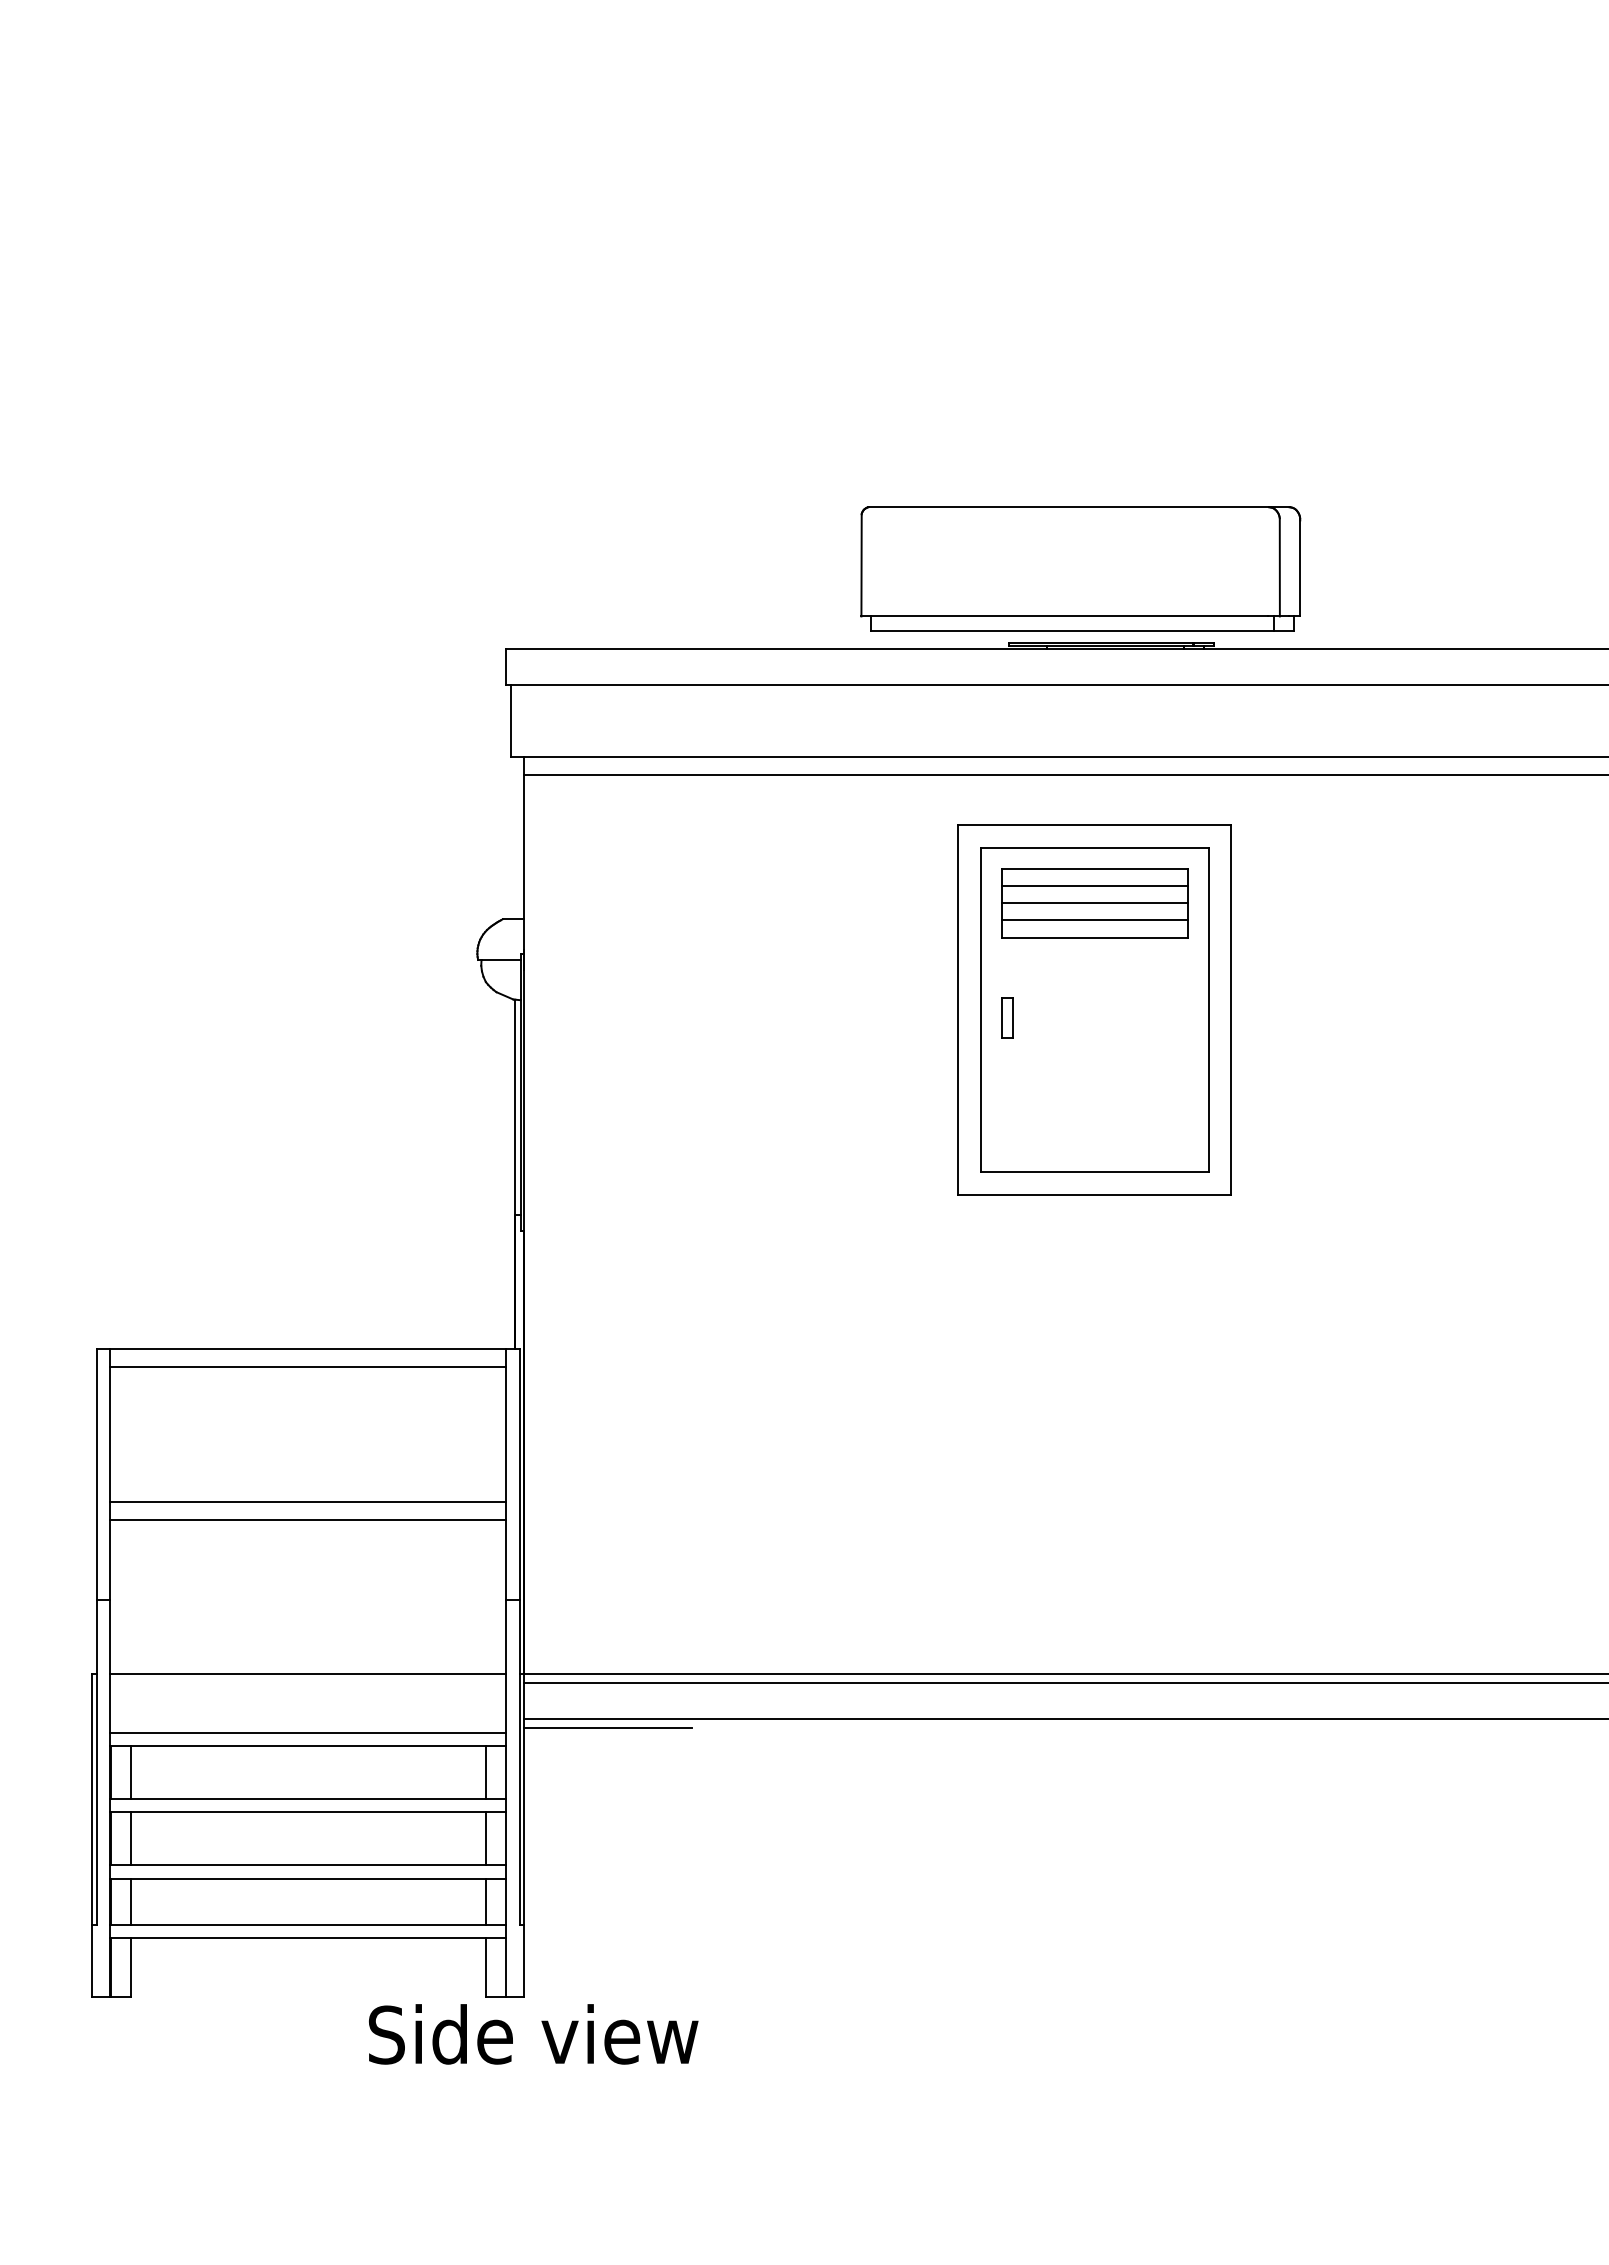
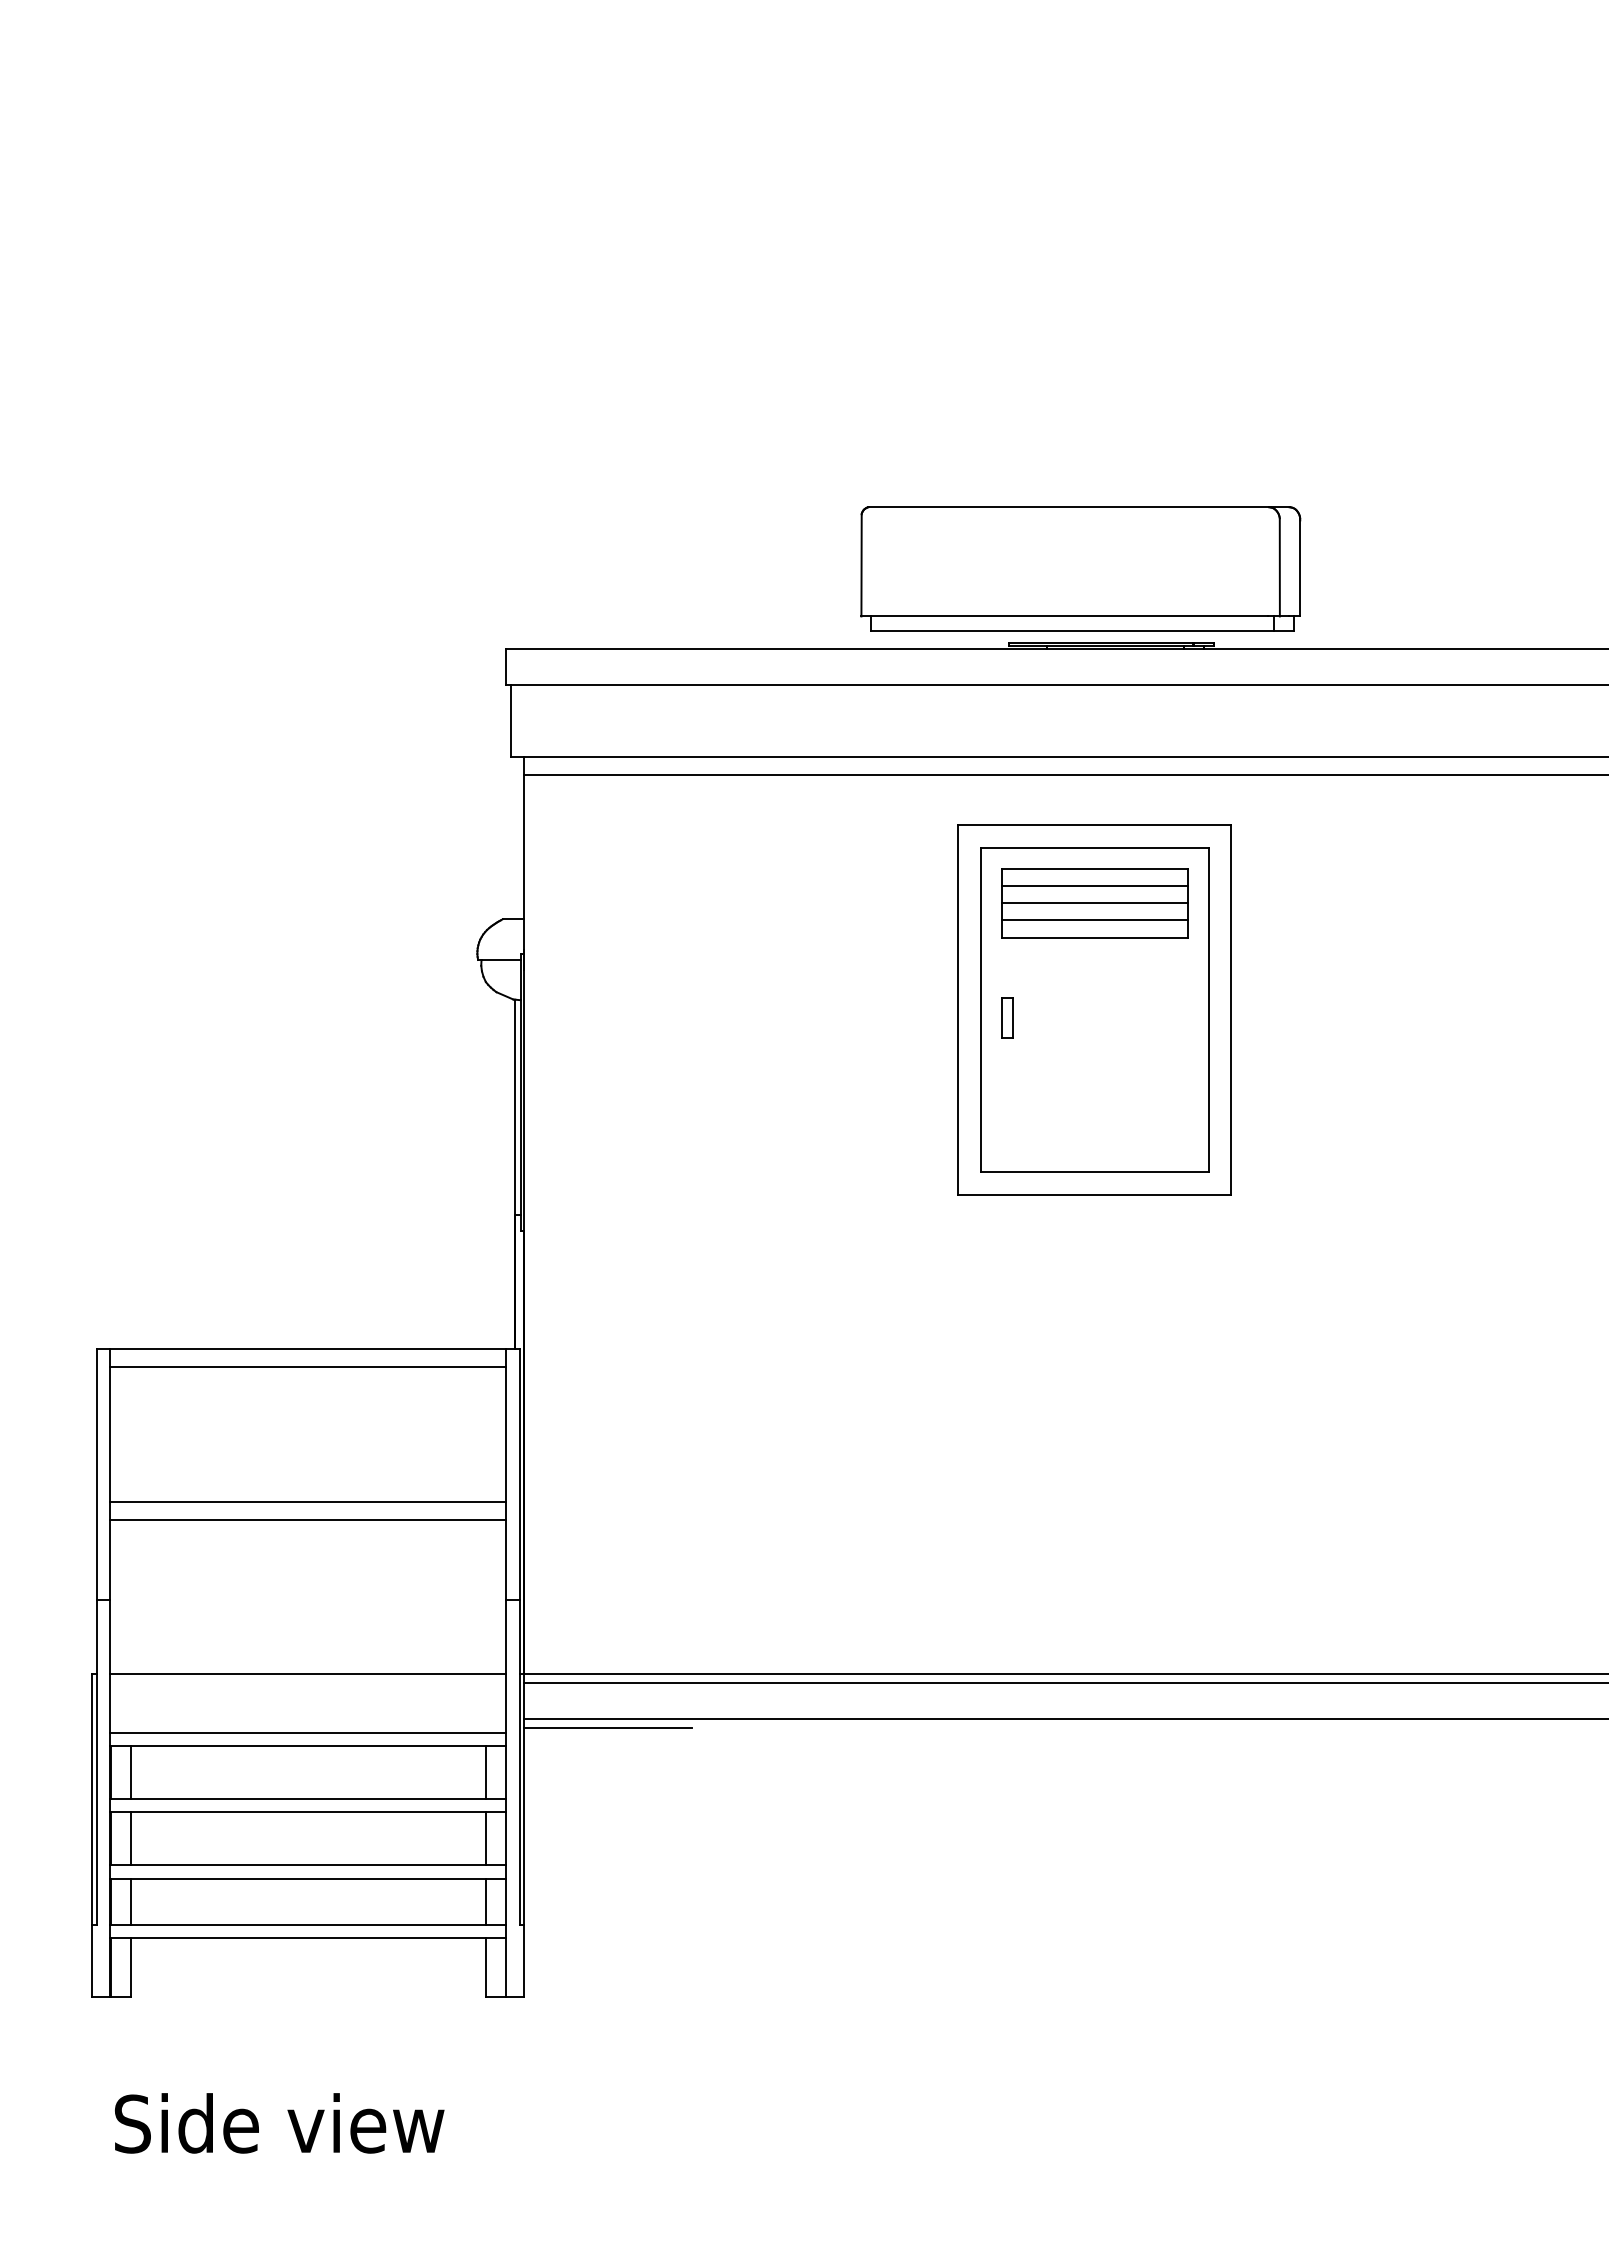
text position: (533, 2034) -> (279, 2123) (279, 2123)
